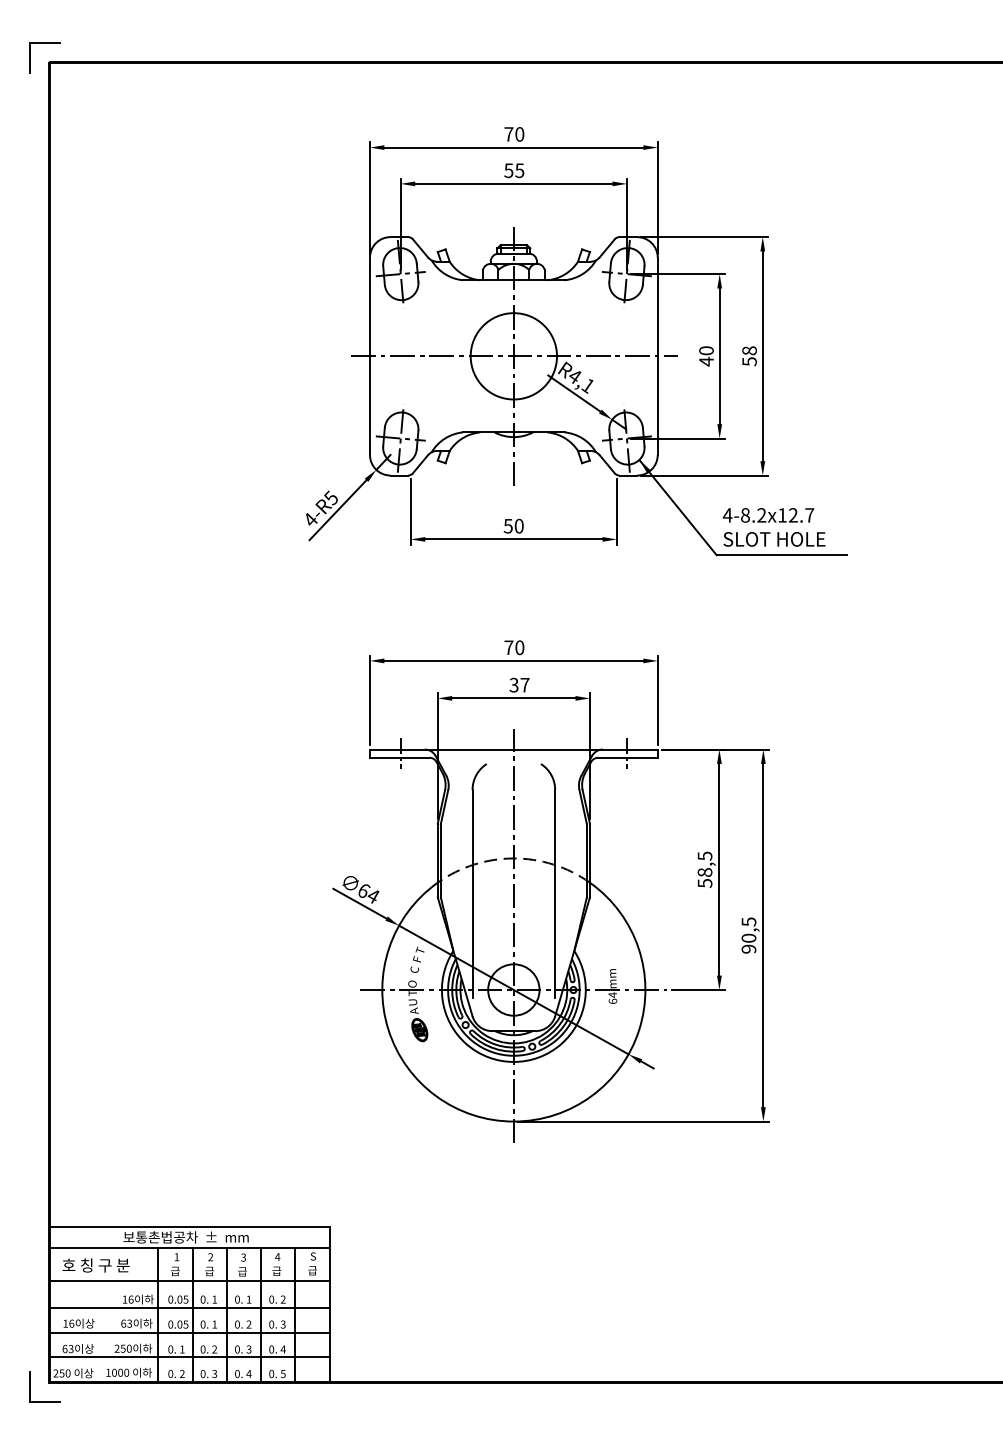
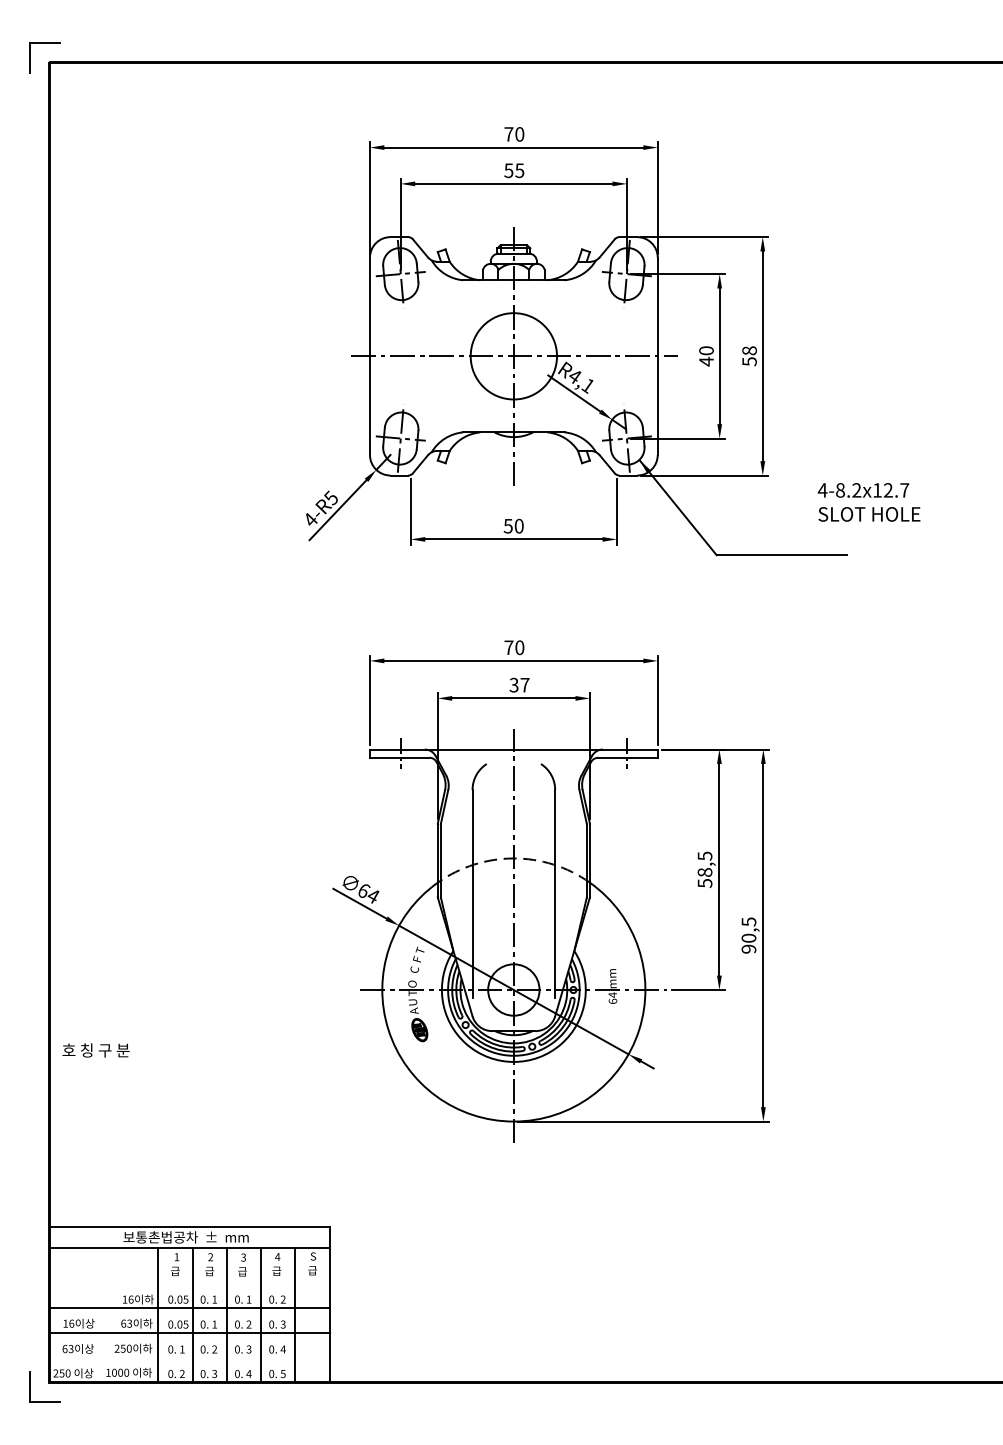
text position: (773, 527) -> (868, 502) (868, 502)
text position: (95, 1265) -> (95, 1050) (95, 1050)
line: present -> none (189, 1281)
line: present -> none (189, 1357)
